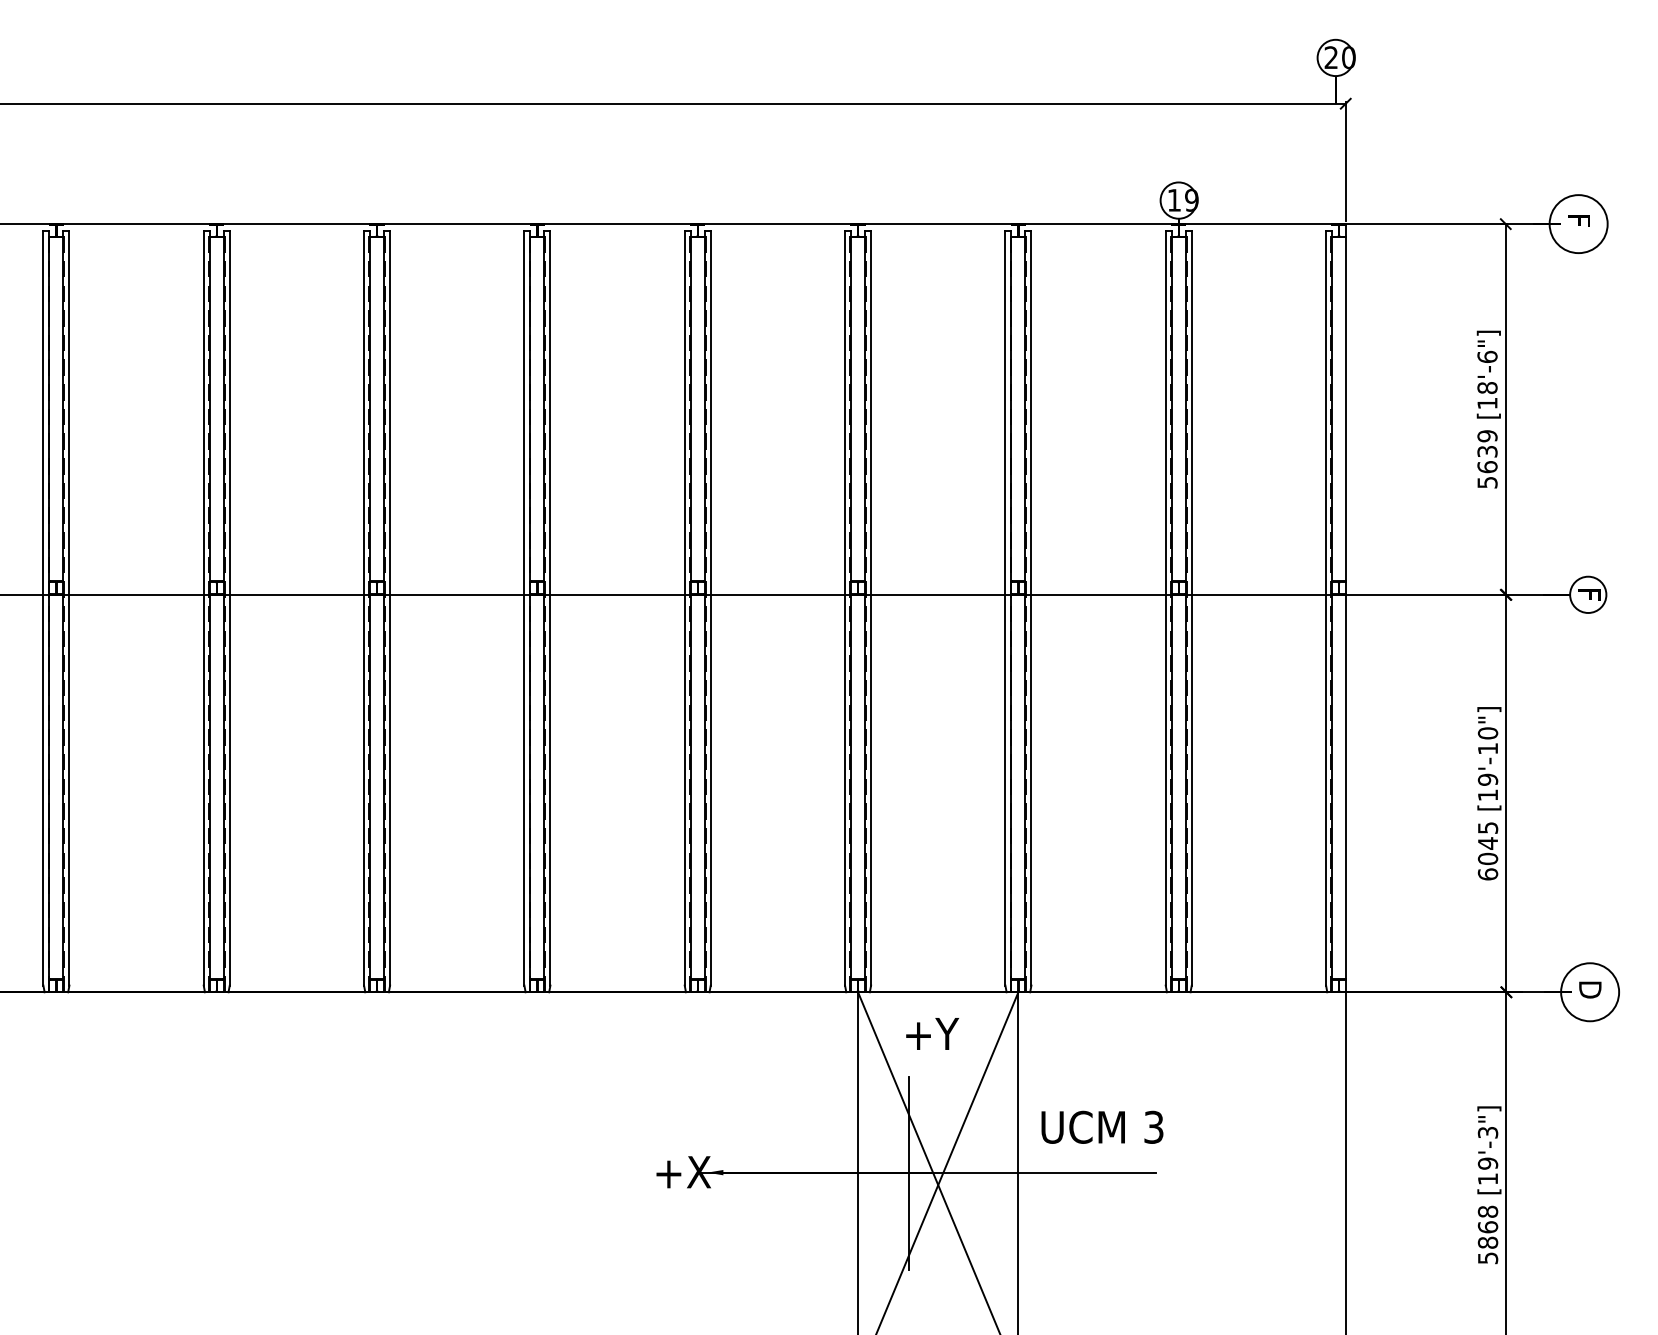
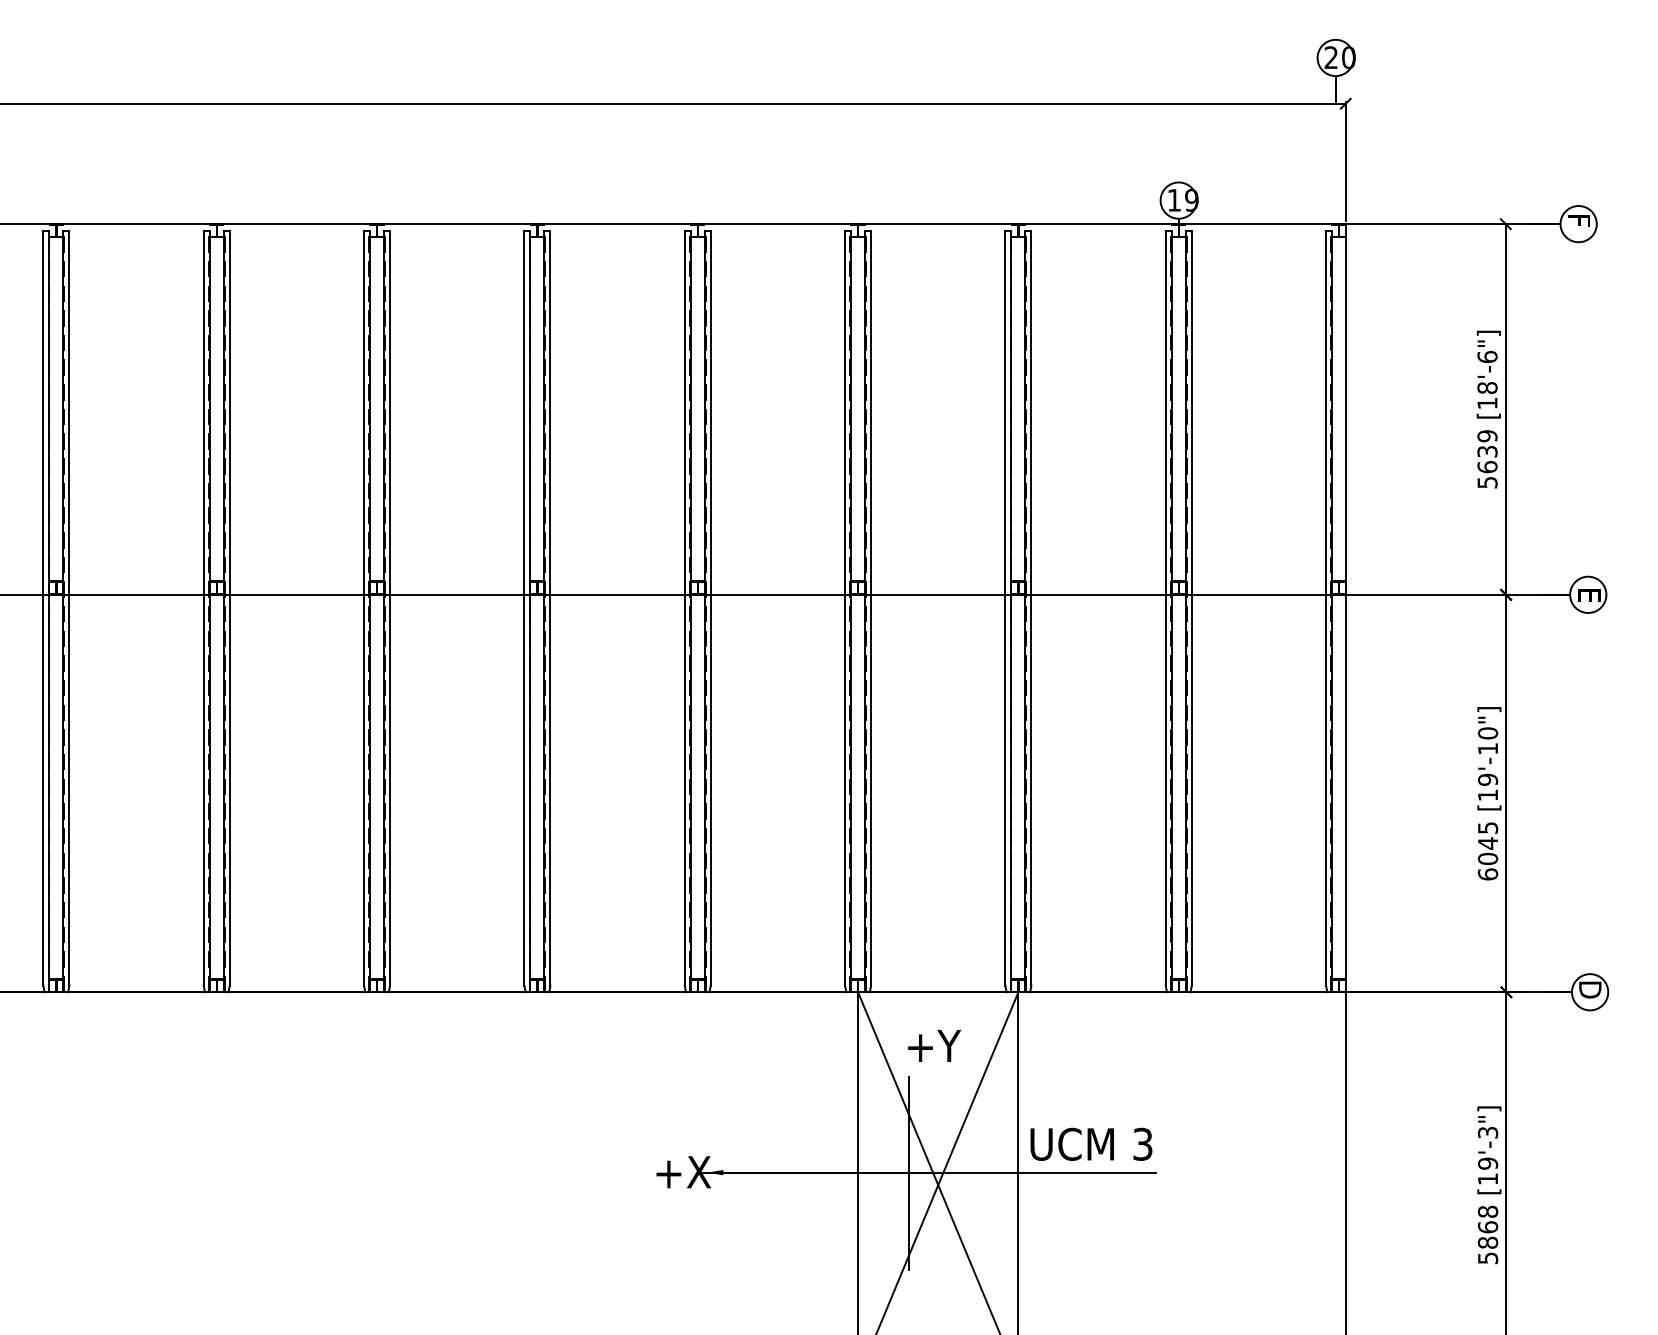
circle diameter: 58 px -> 36 px (1578, 224)
text: F -> E (1589, 596)
circle diameter: 58 px -> 36 px (1589, 992)
text position: (932, 1033) -> (934, 1045) (934, 1045)
text position: (1102, 1126) -> (1091, 1143) (1091, 1143)
